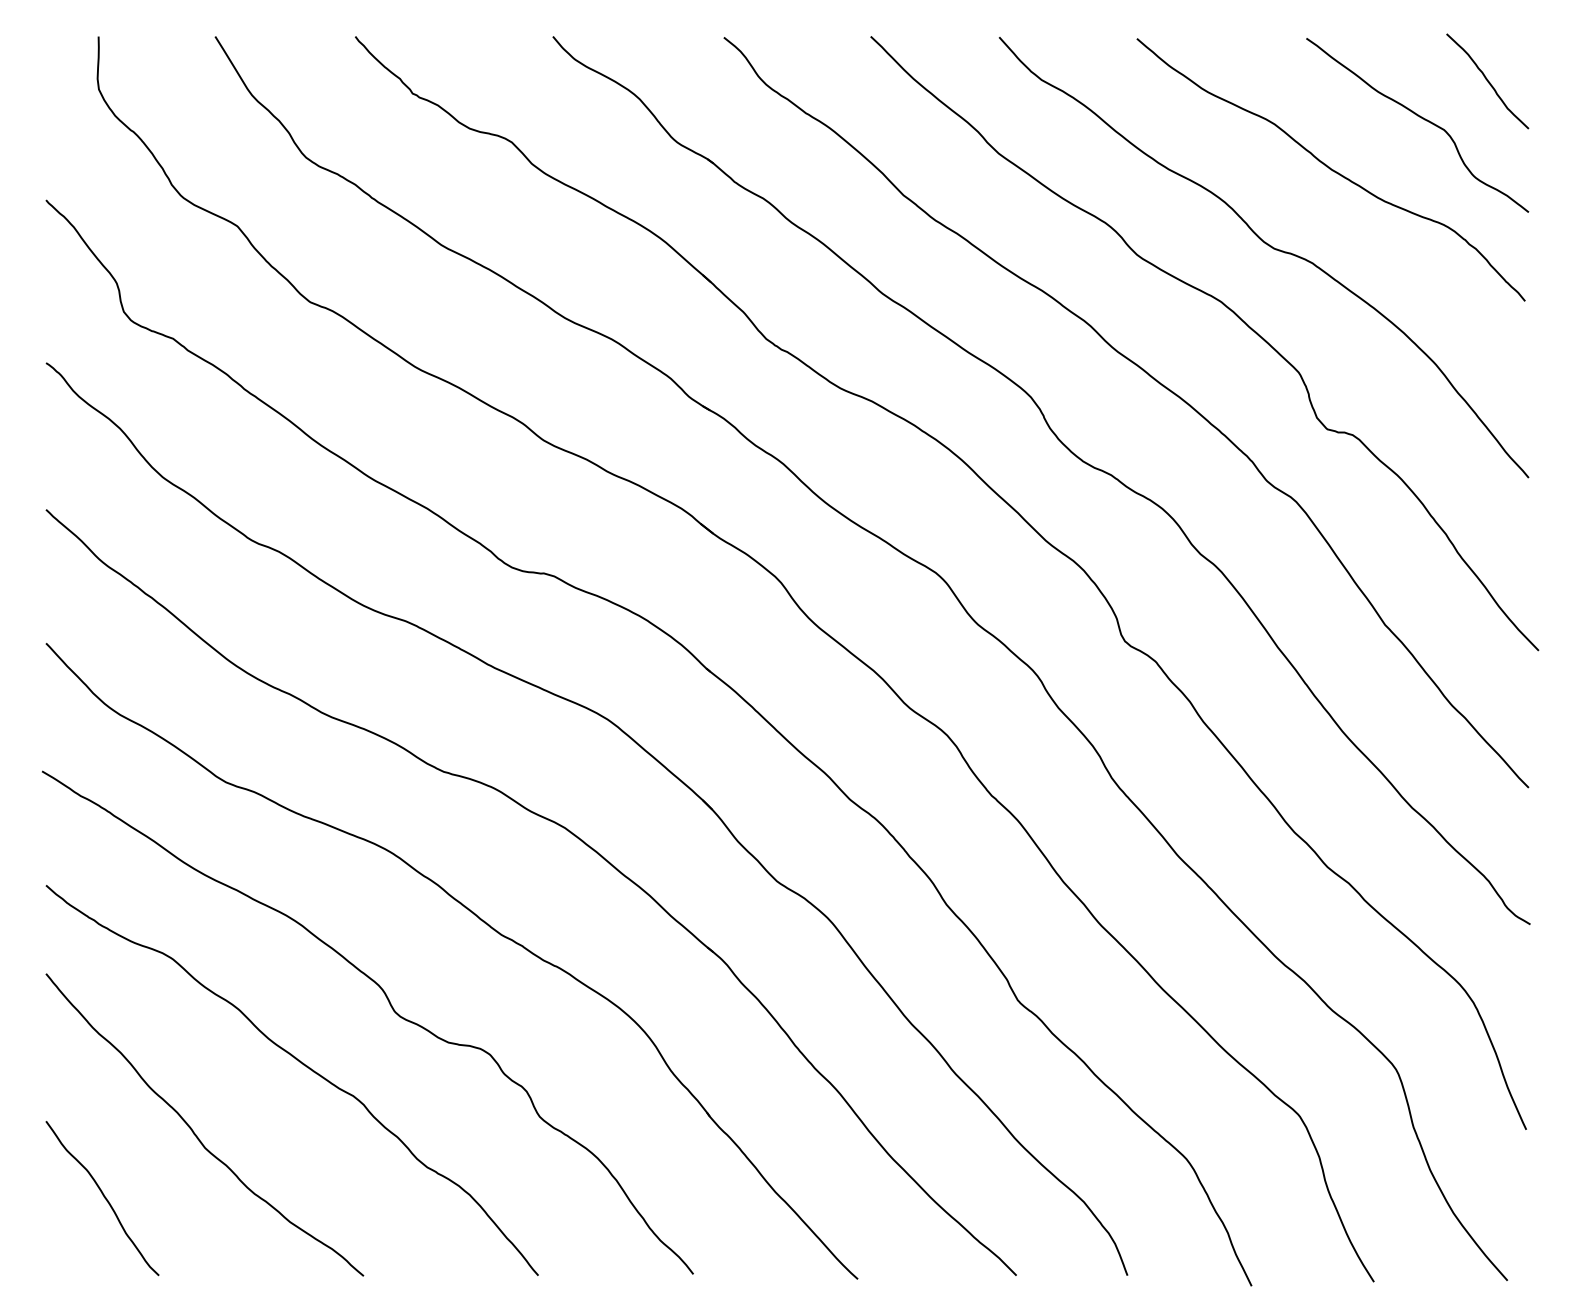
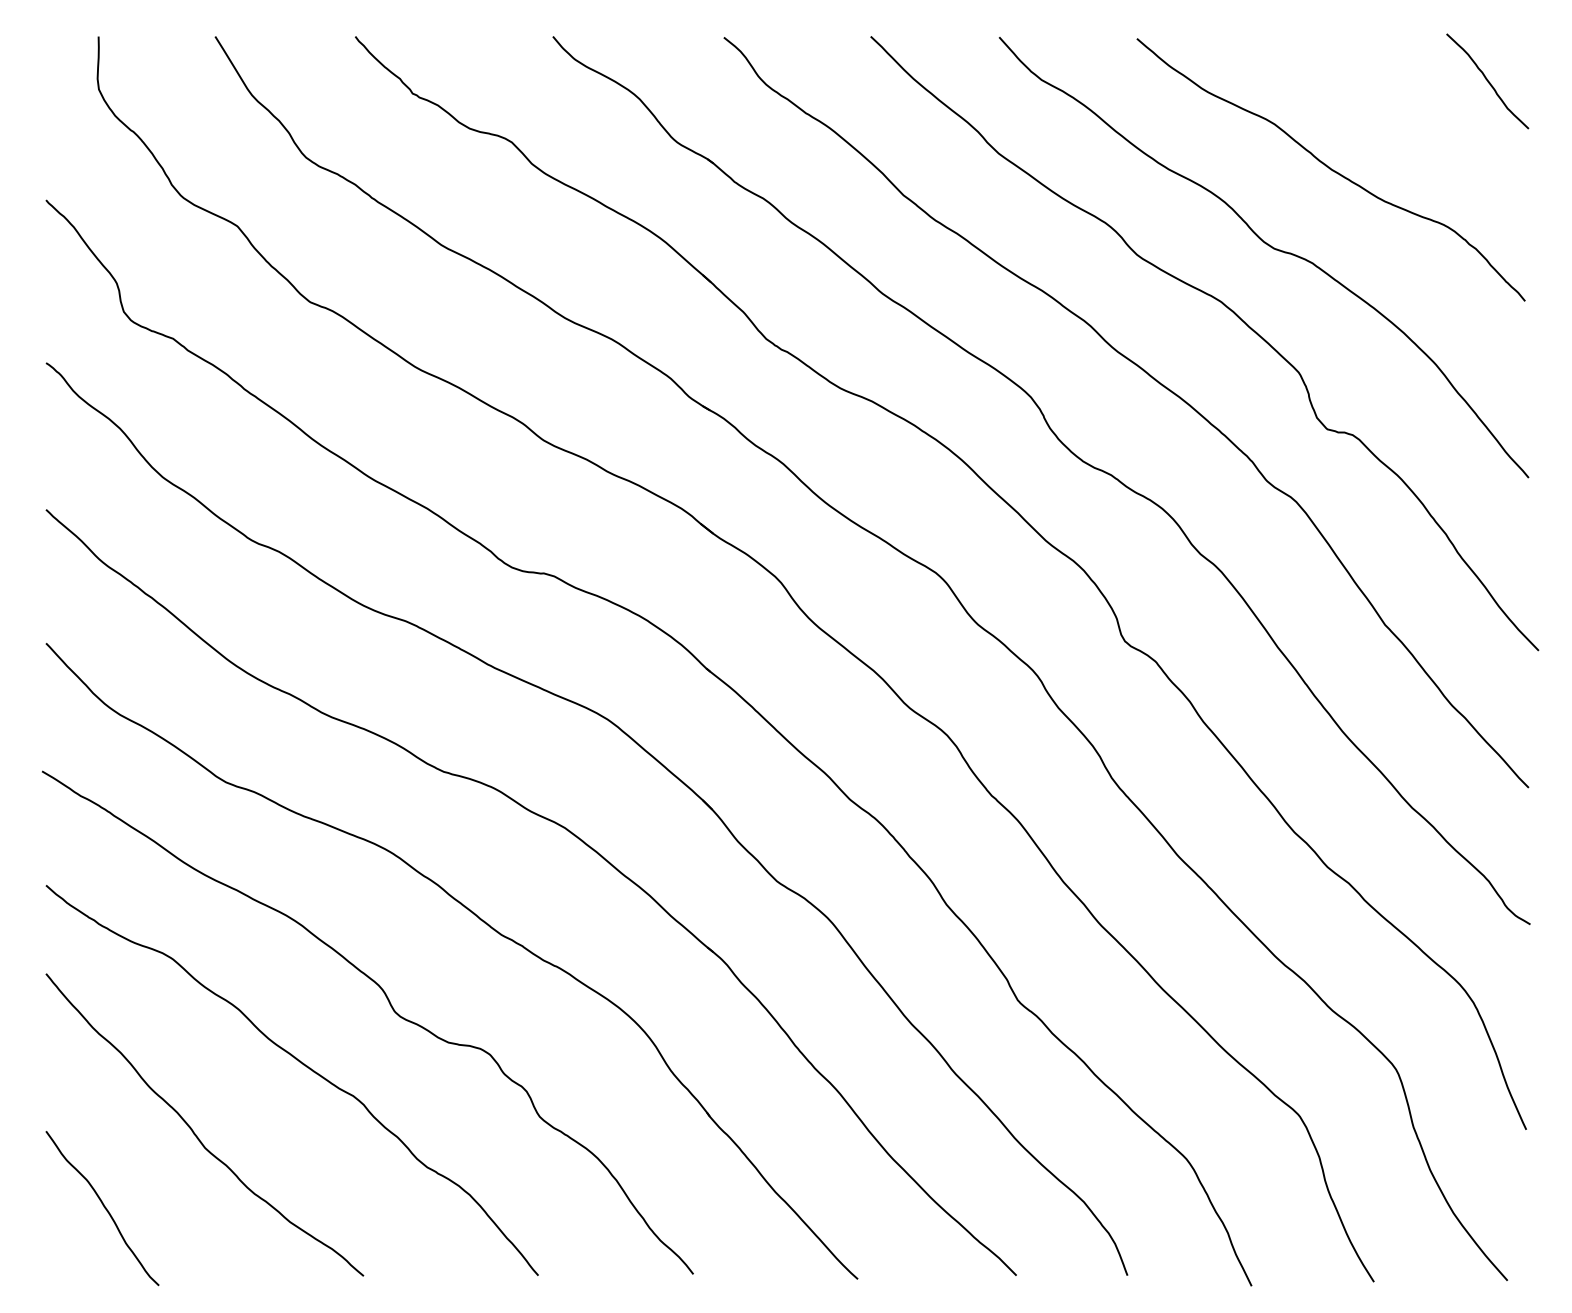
curve: present -> none (1422, 119)
curve position: (104, 1198) -> (104, 1208) (104, 1208)
